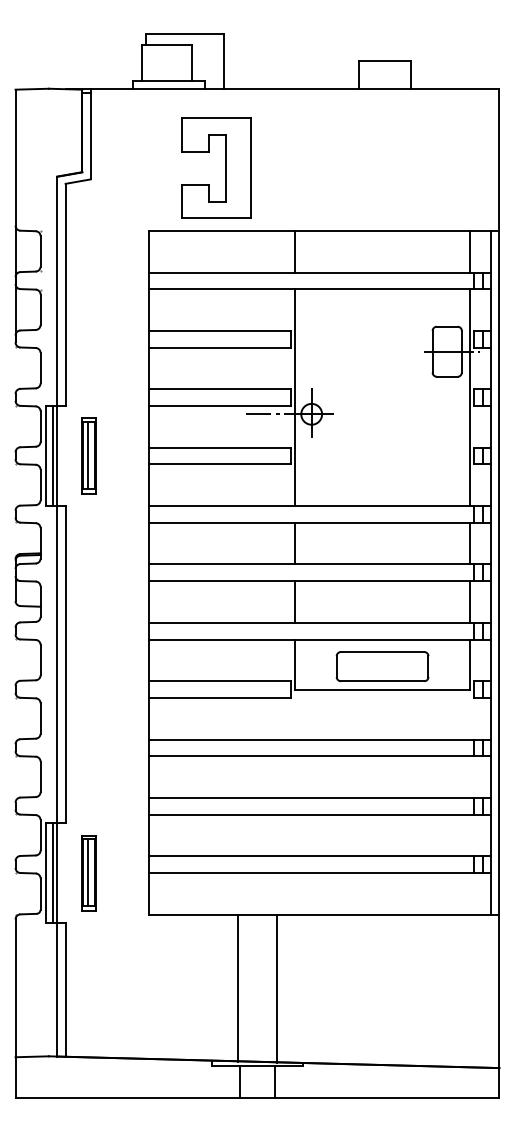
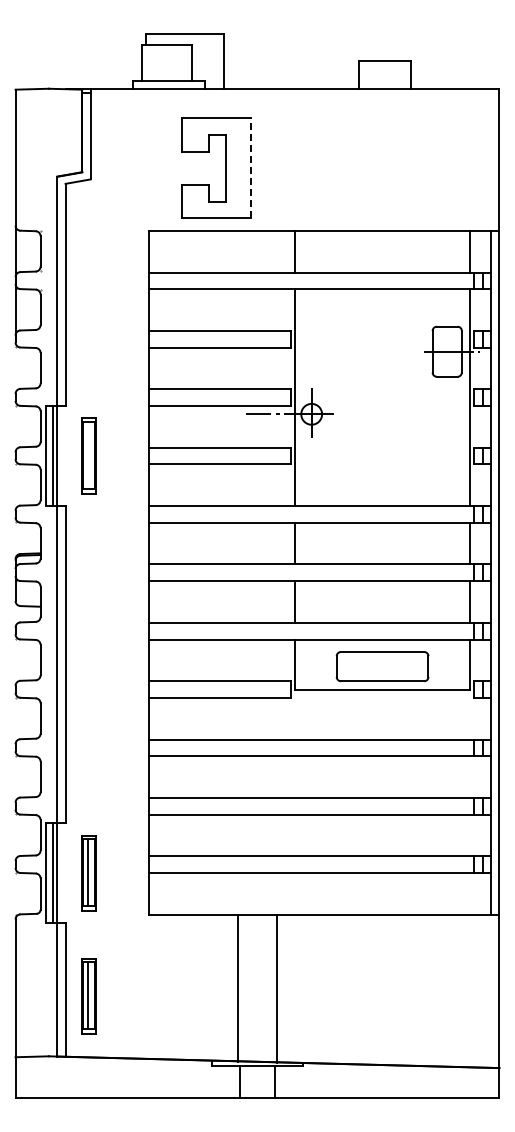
line: solid -> dashed (250, 167)
line: present -> none (88, 455)
part: none -> present (88, 996)
